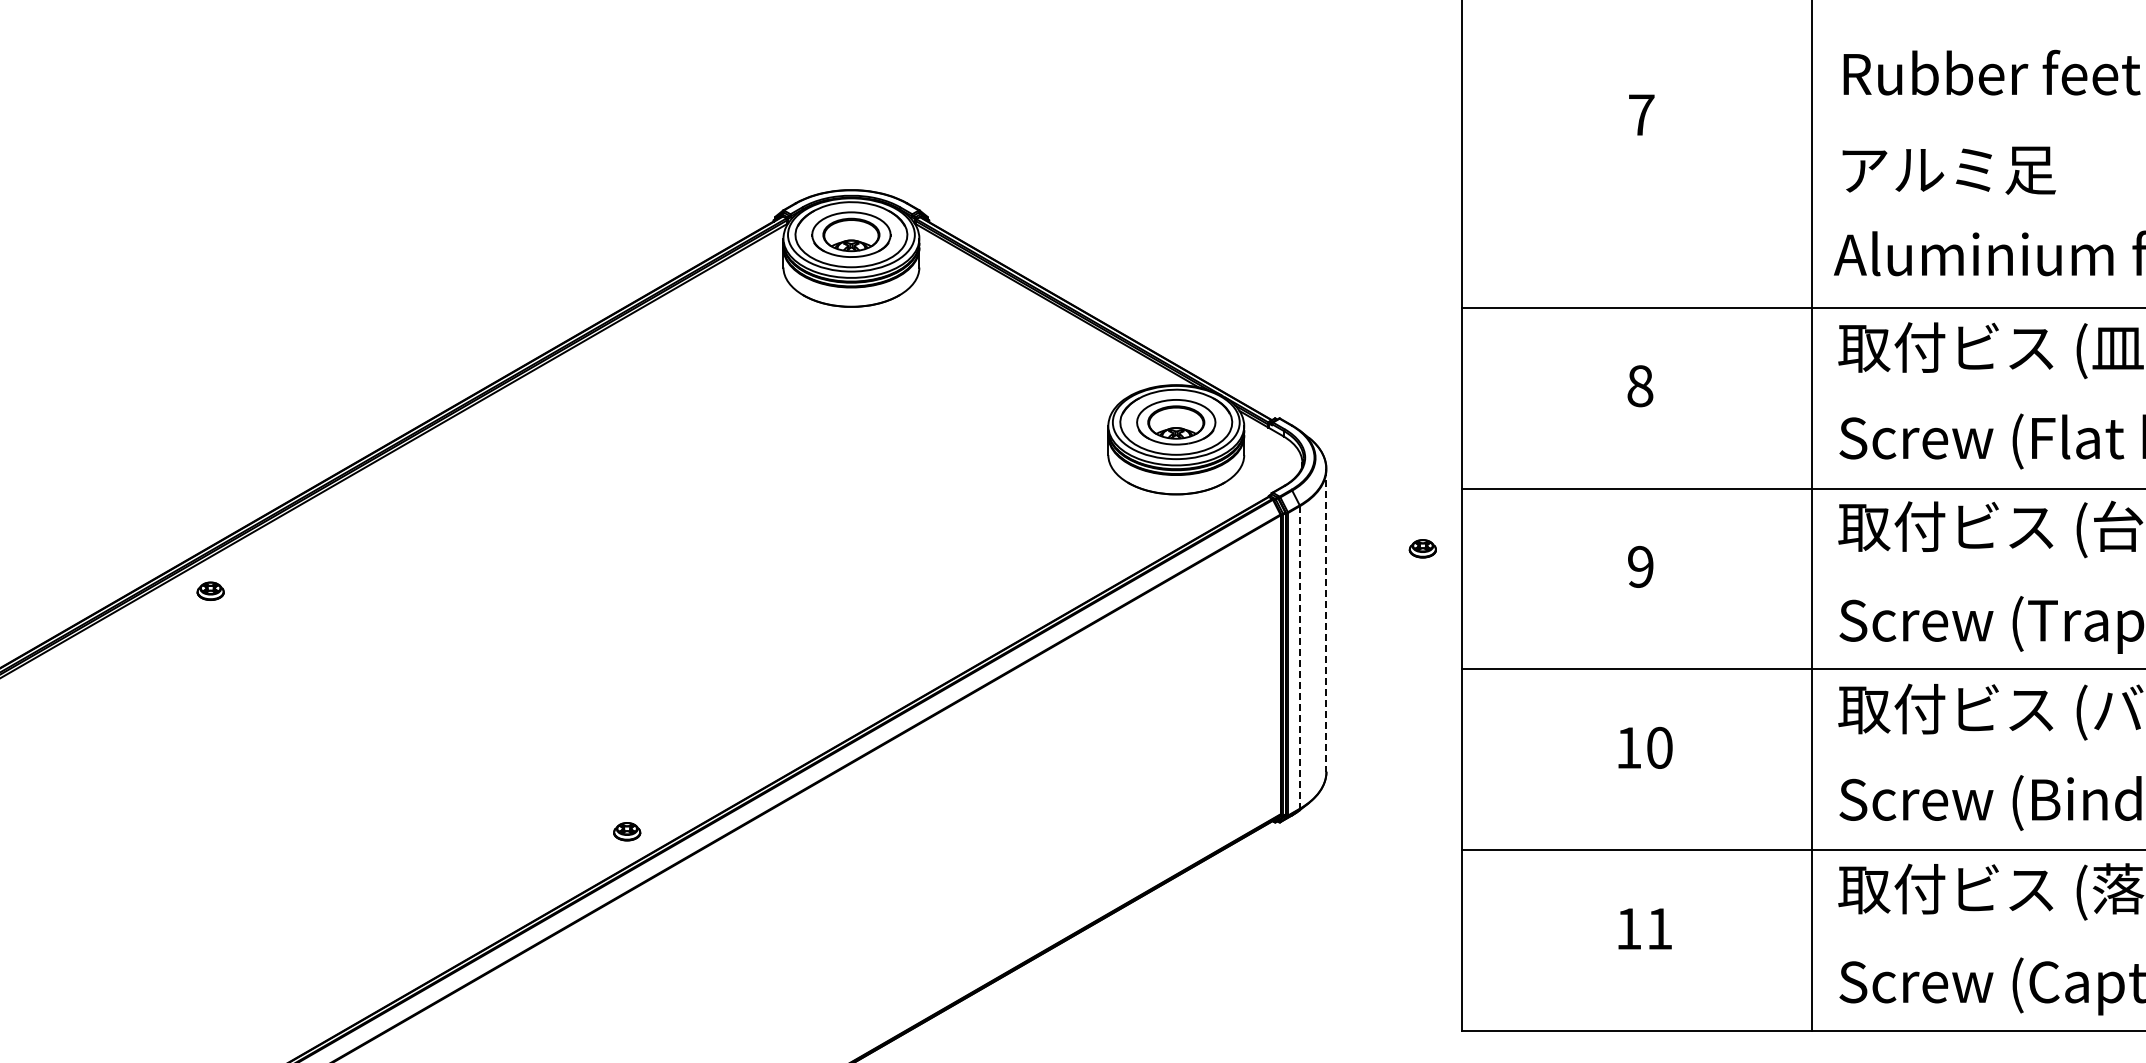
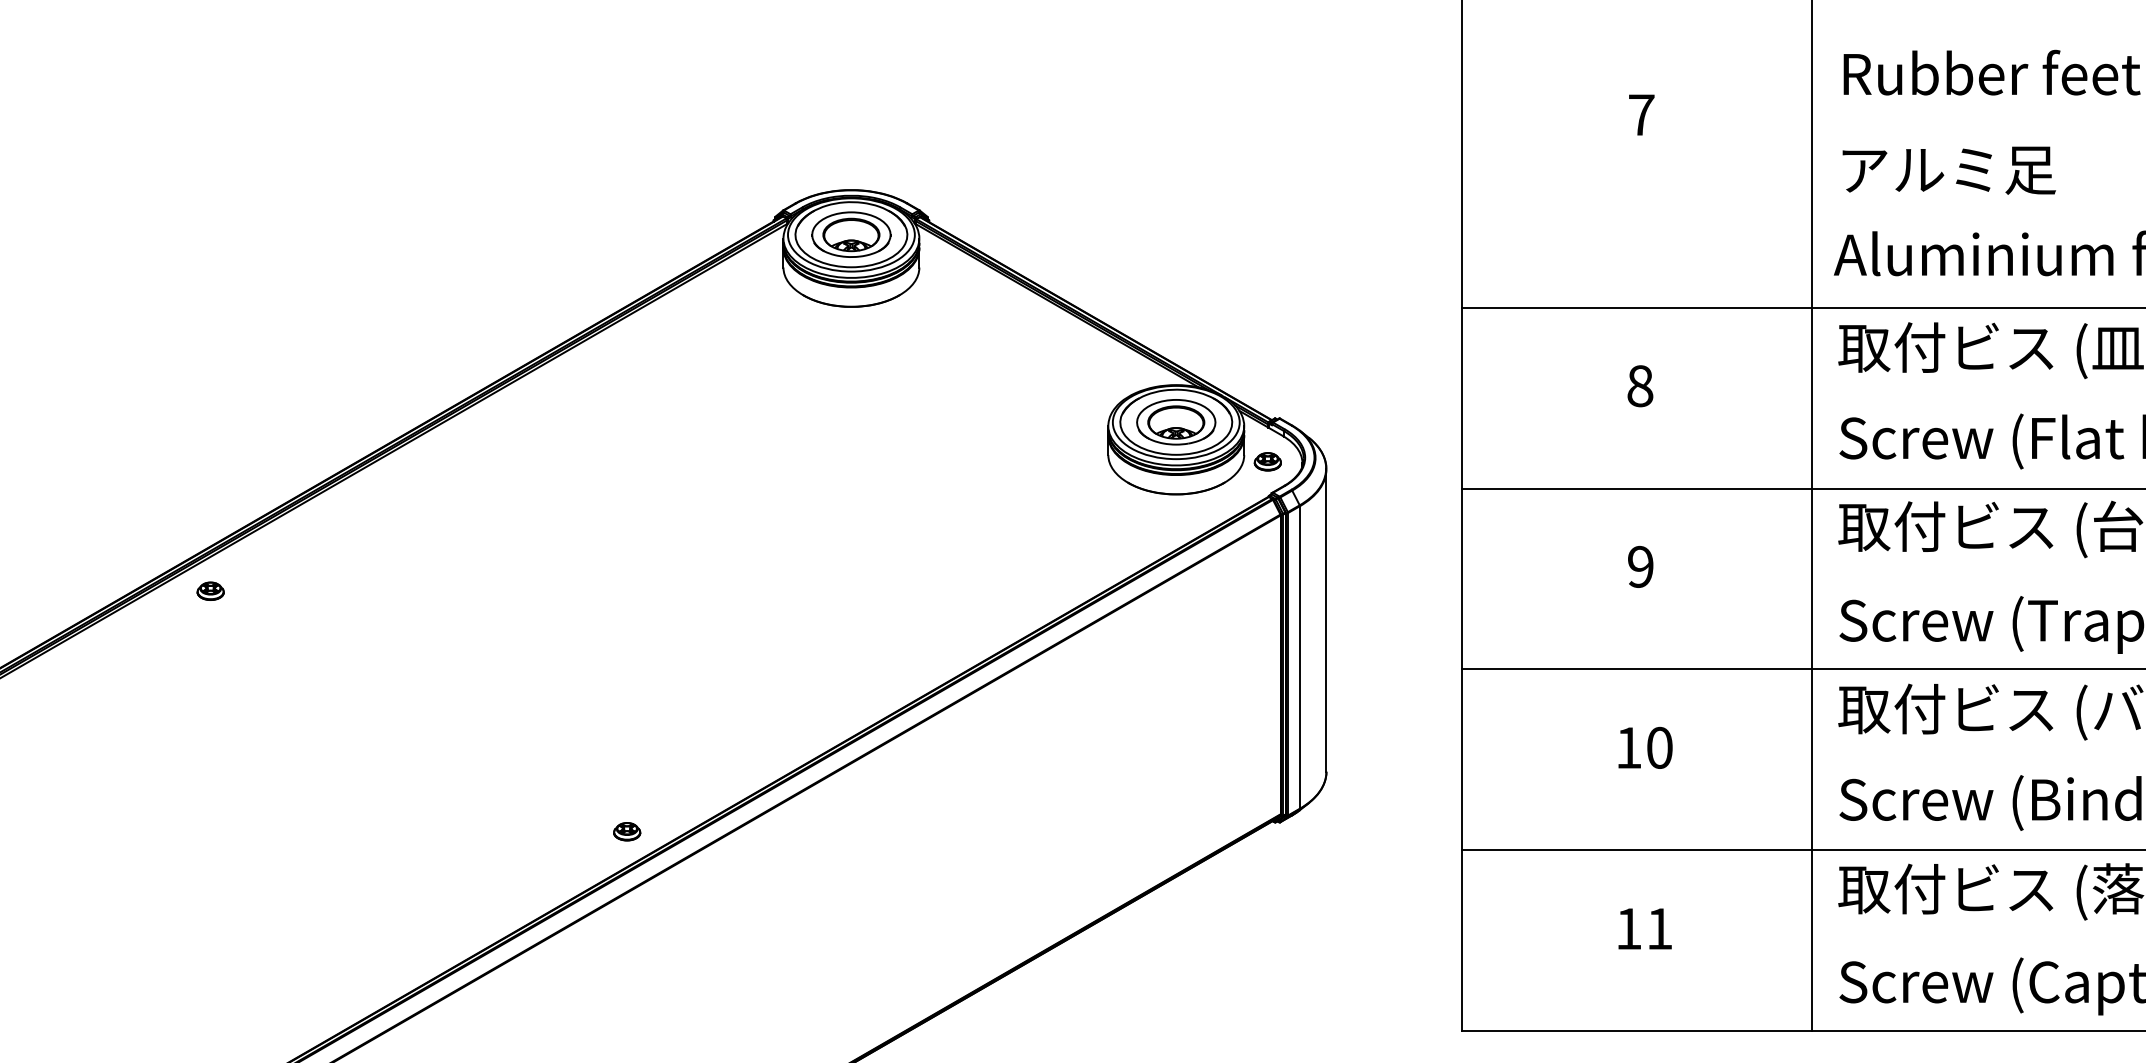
part position: (1422, 548) -> (1267, 461) (1267, 461)
line: dashed -> solid (1326, 620)
line: dashed -> solid (1299, 657)
